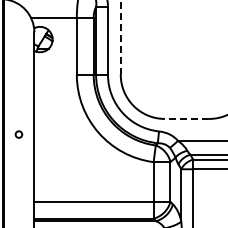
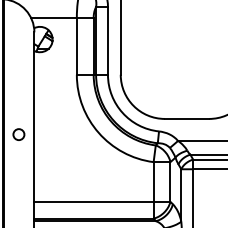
line: dashed -> solid (120, 37)
line: dashed -> solid (186, 118)
circle size: 10x9 px -> 14x13 px (18, 134)
